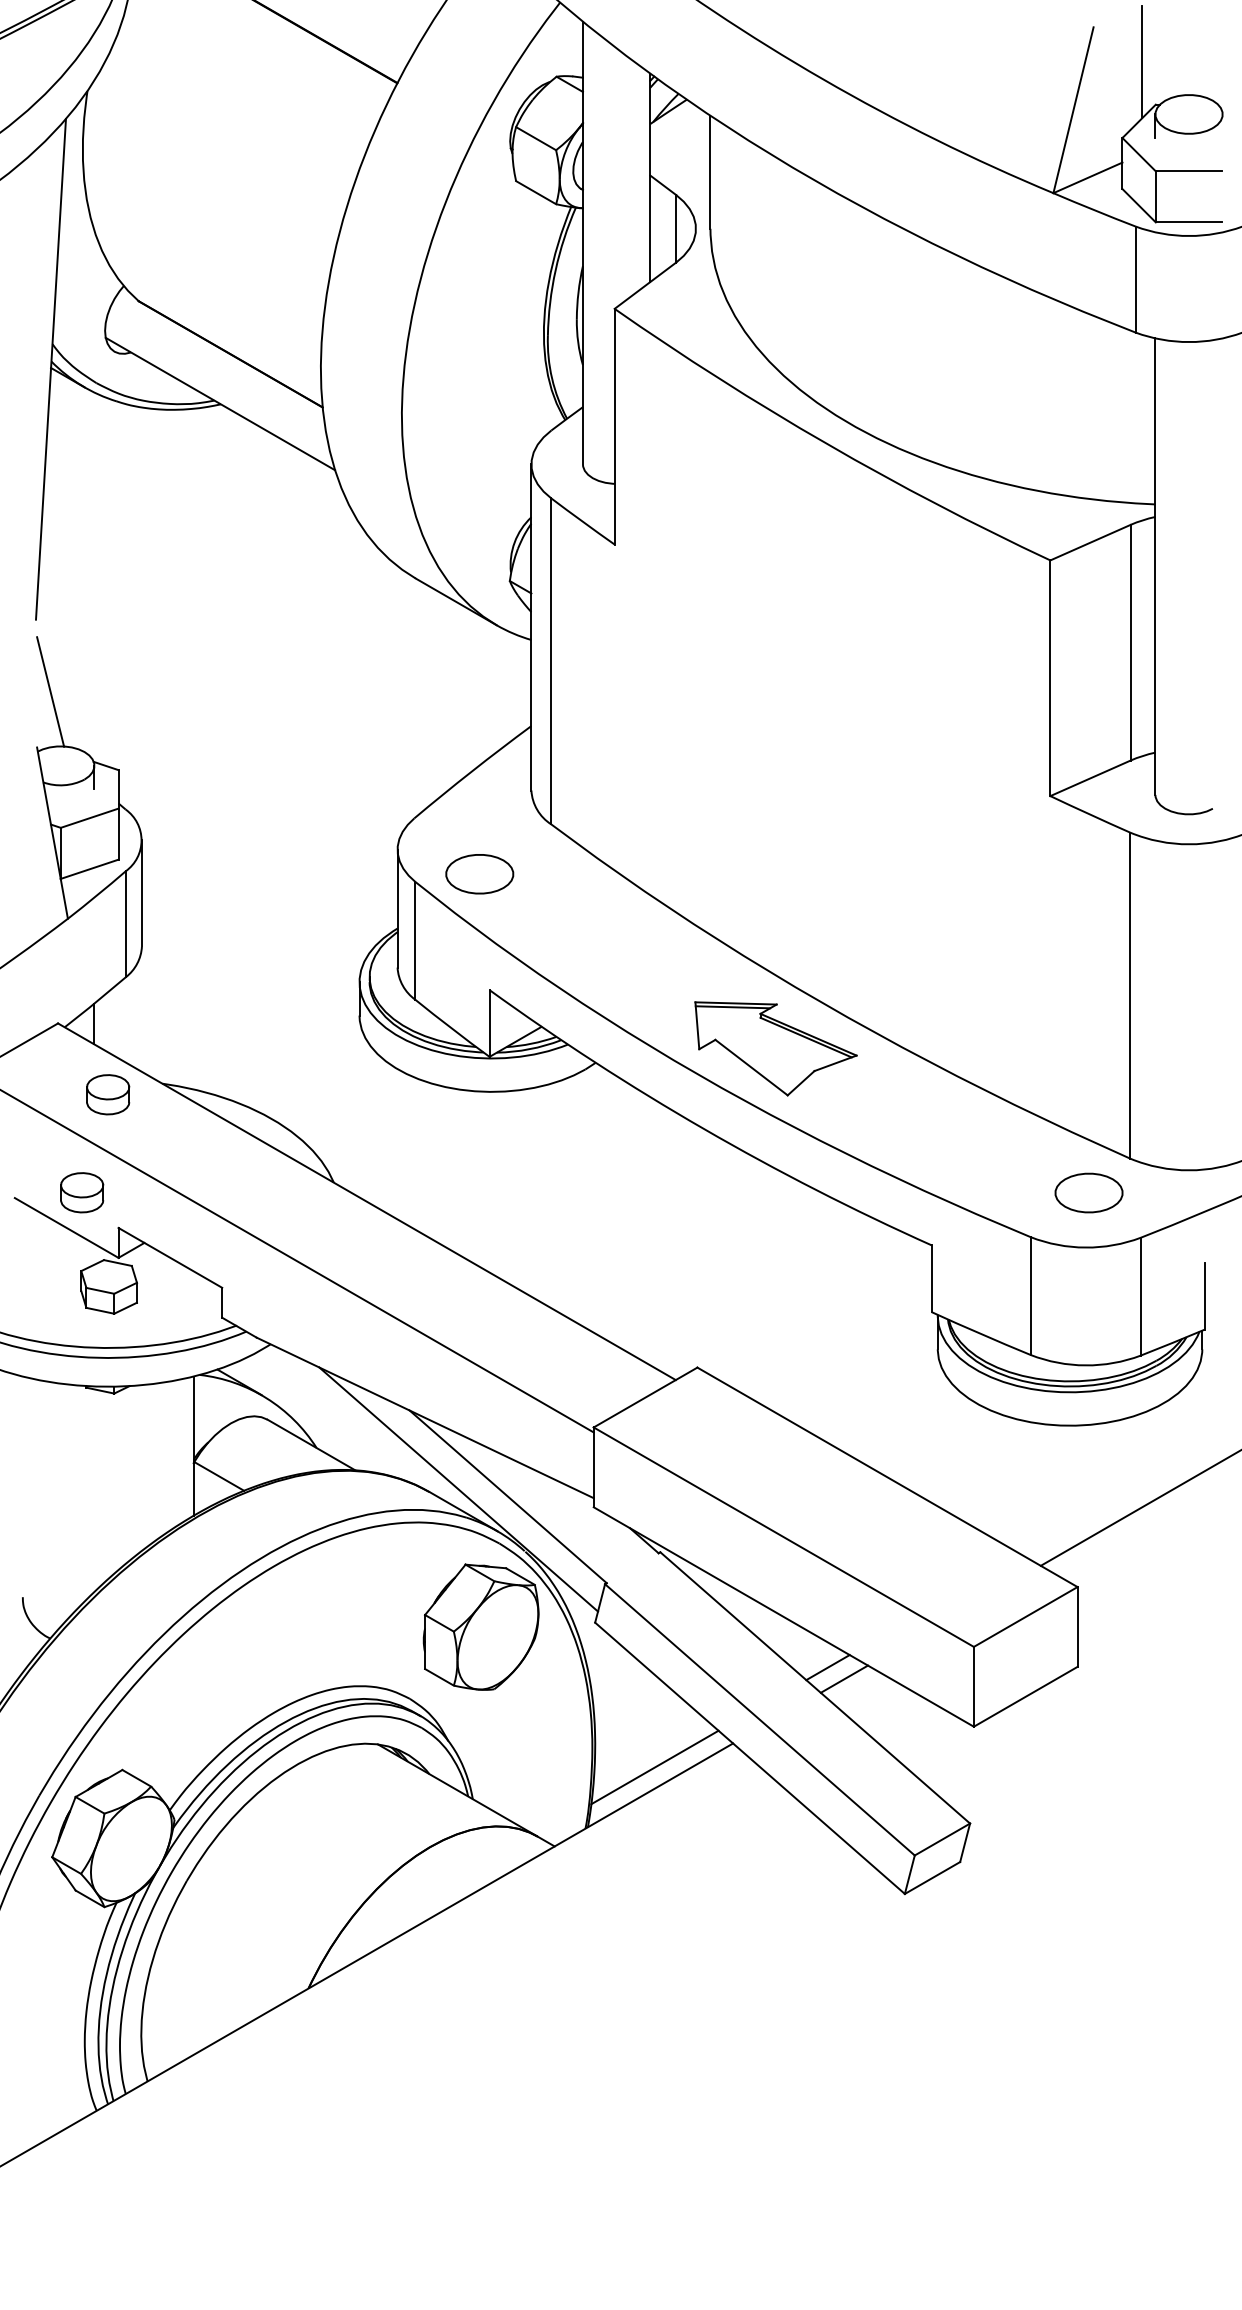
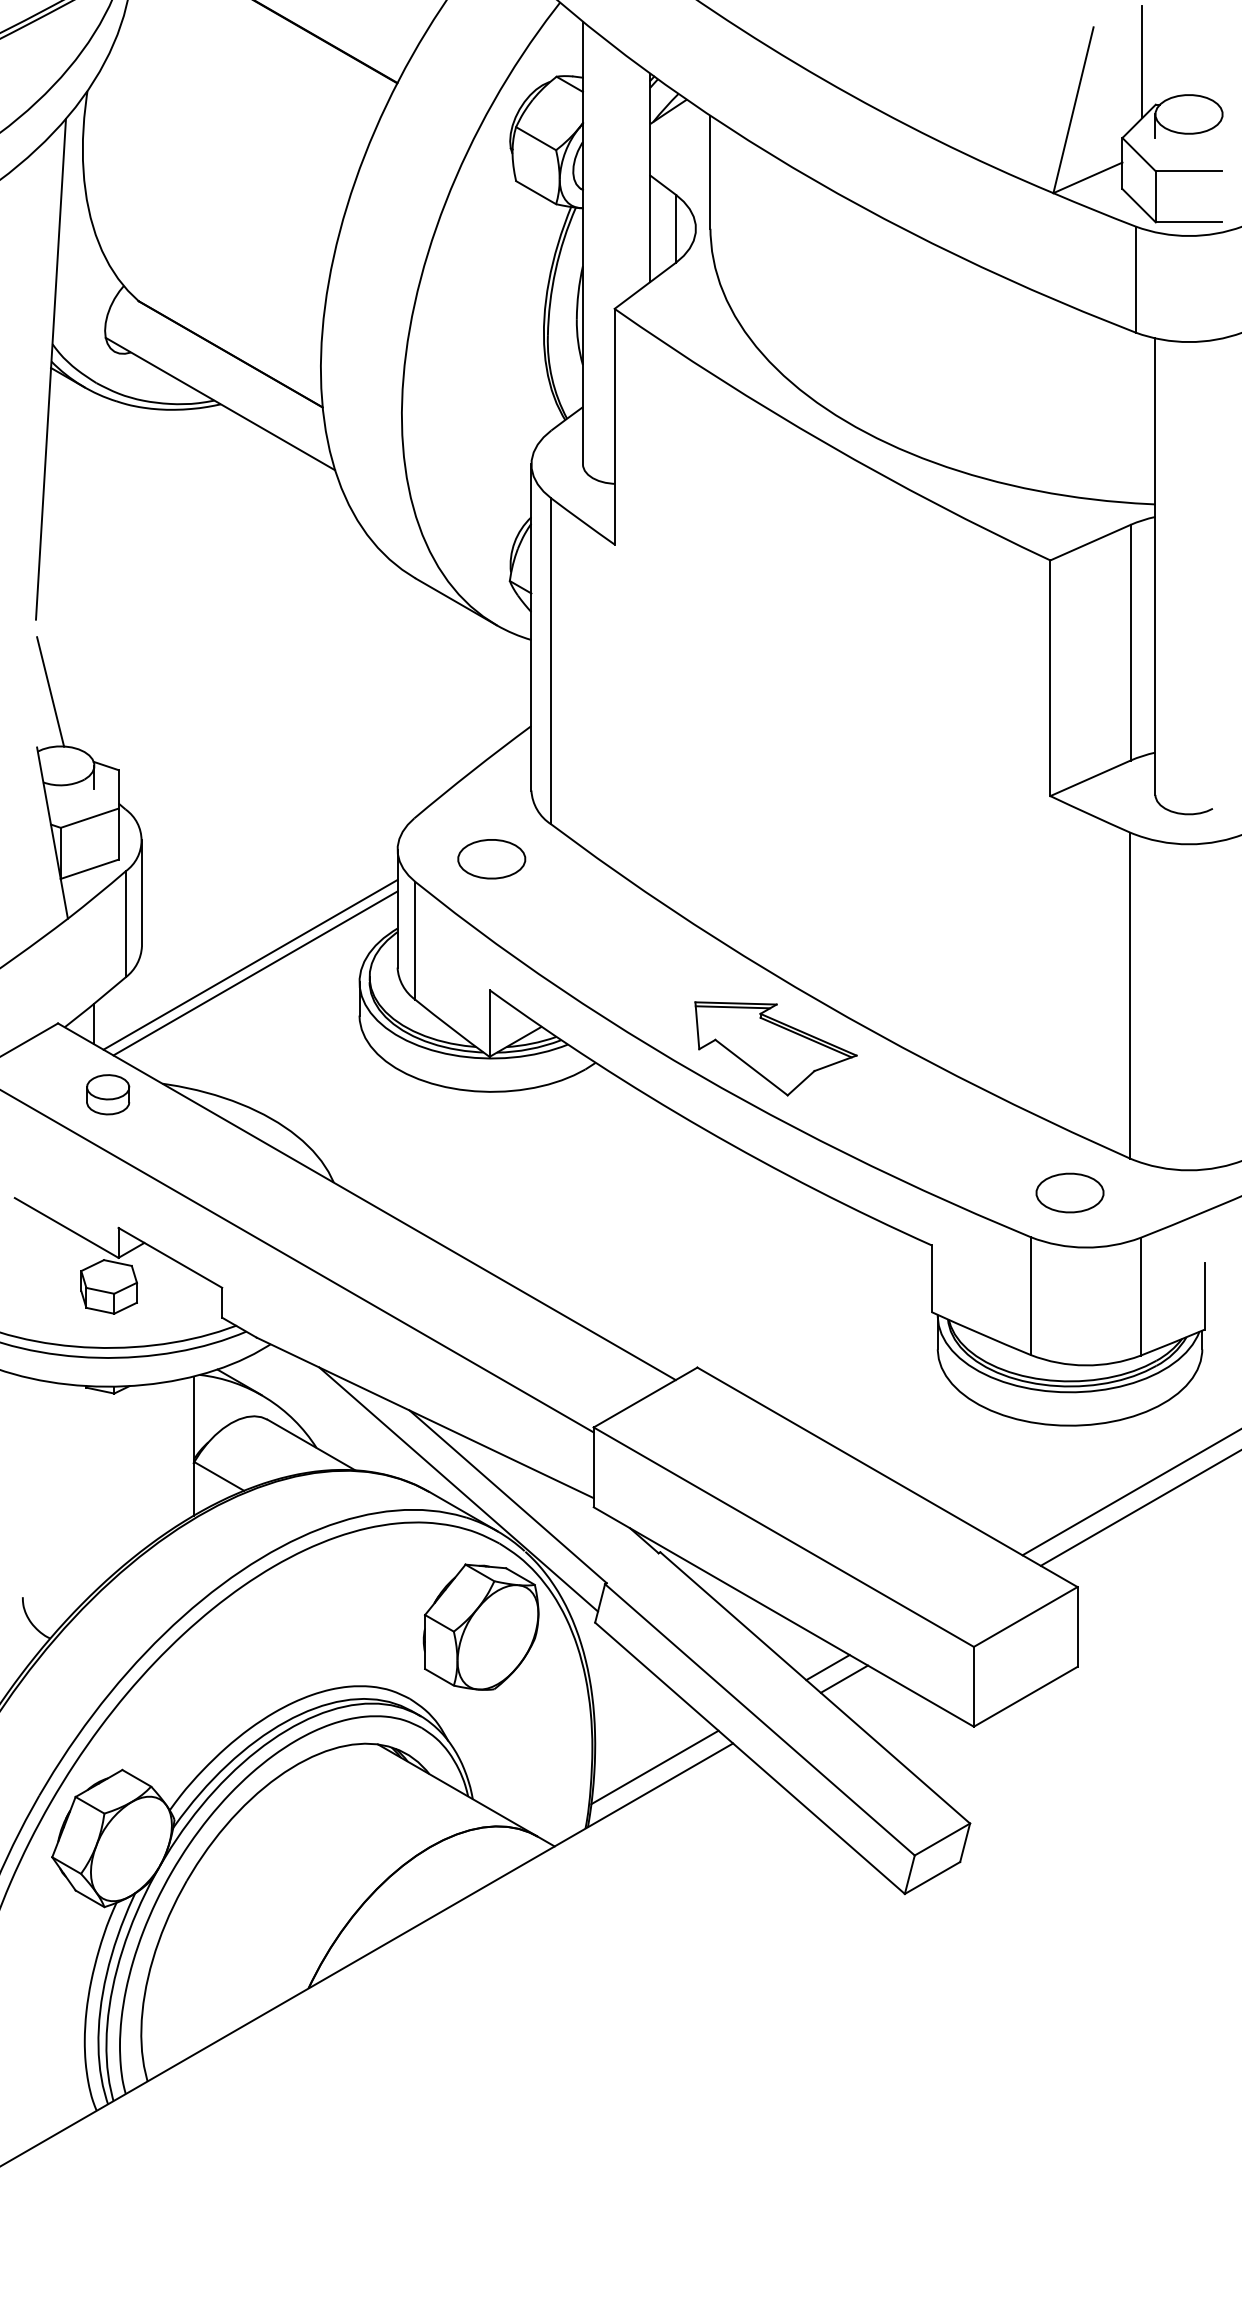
part position: (479, 874) -> (491, 859) (491, 859)
line: none -> present (250, 964)
line: none -> present (255, 973)
part: present -> none (82, 1192)
part position: (1088, 1192) -> (1069, 1192) (1069, 1192)
line: none -> present (1130, 1492)
